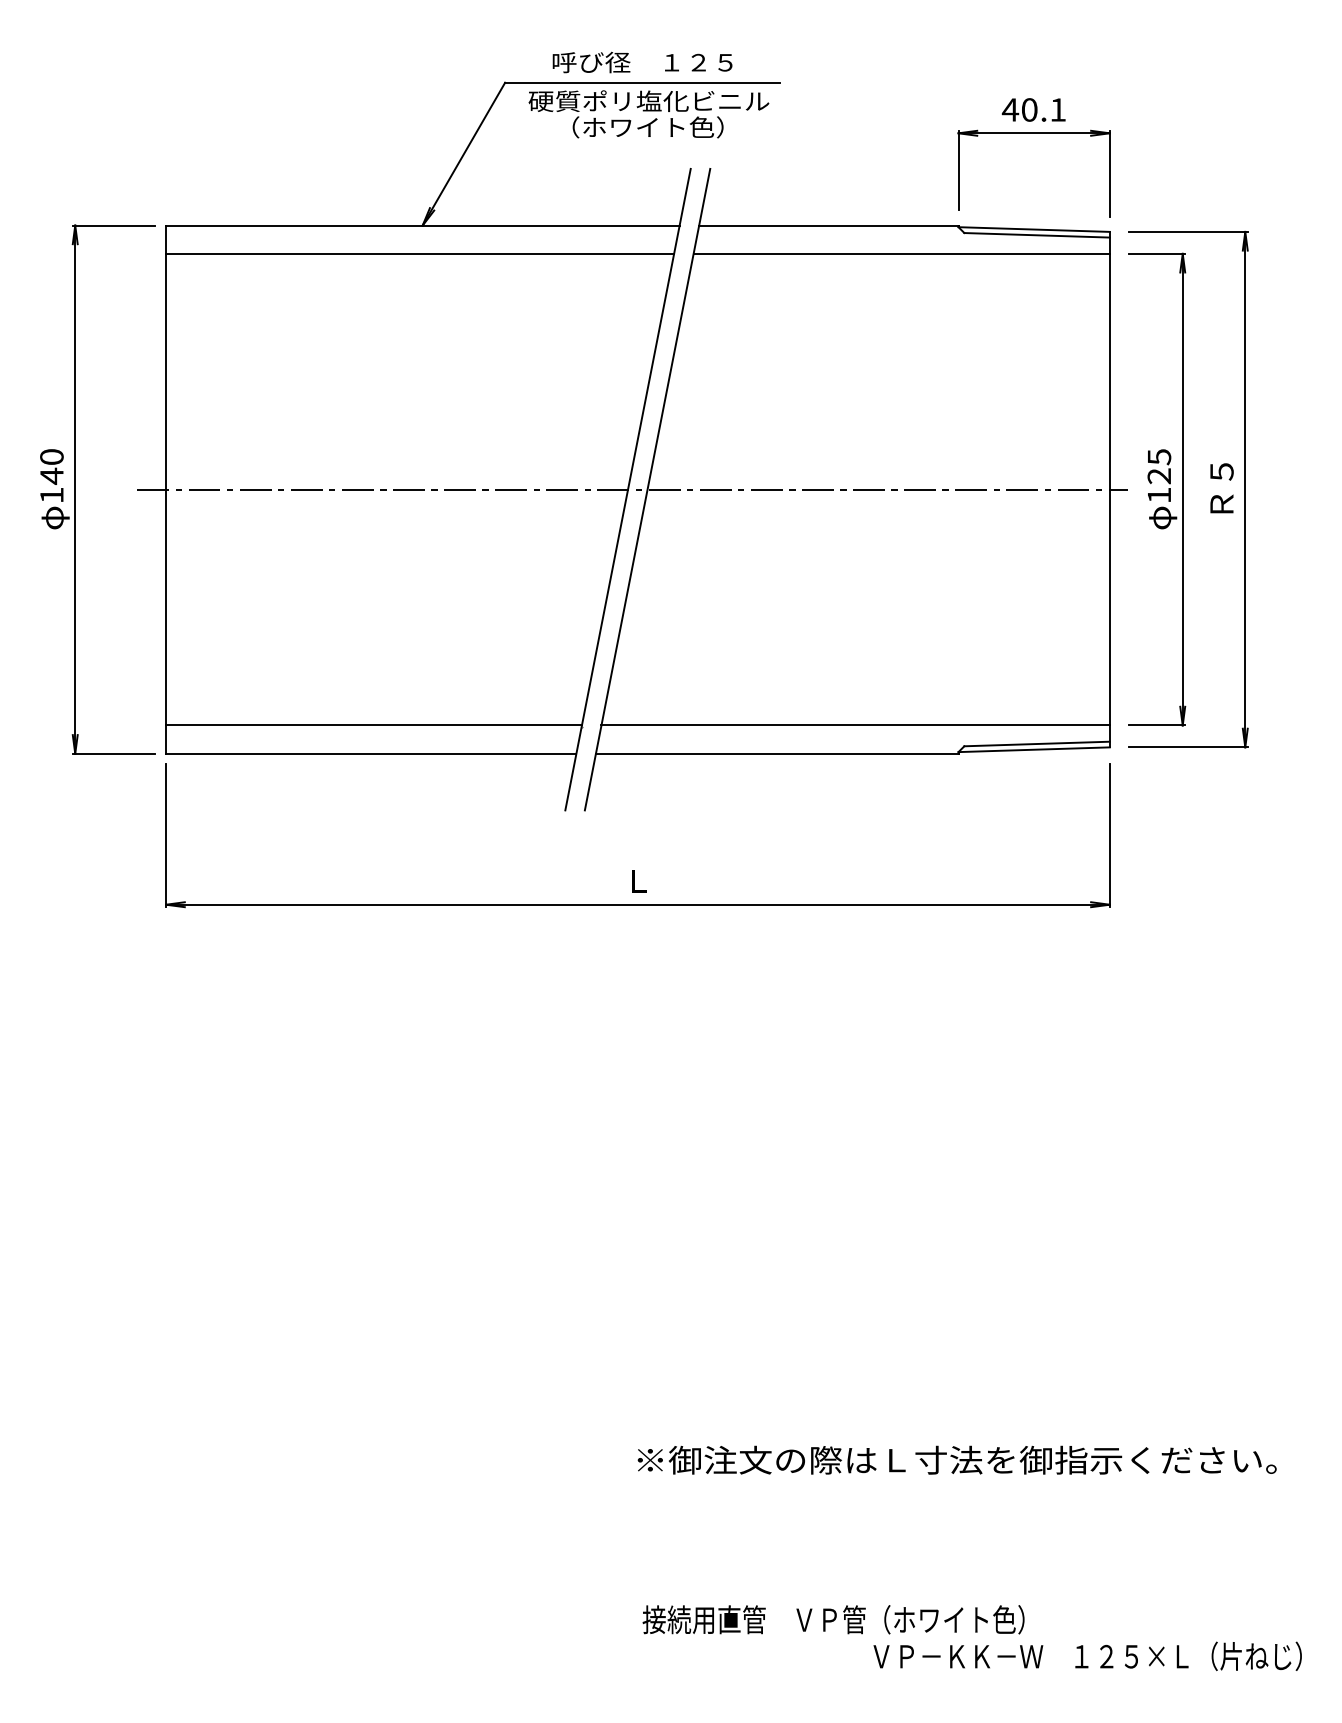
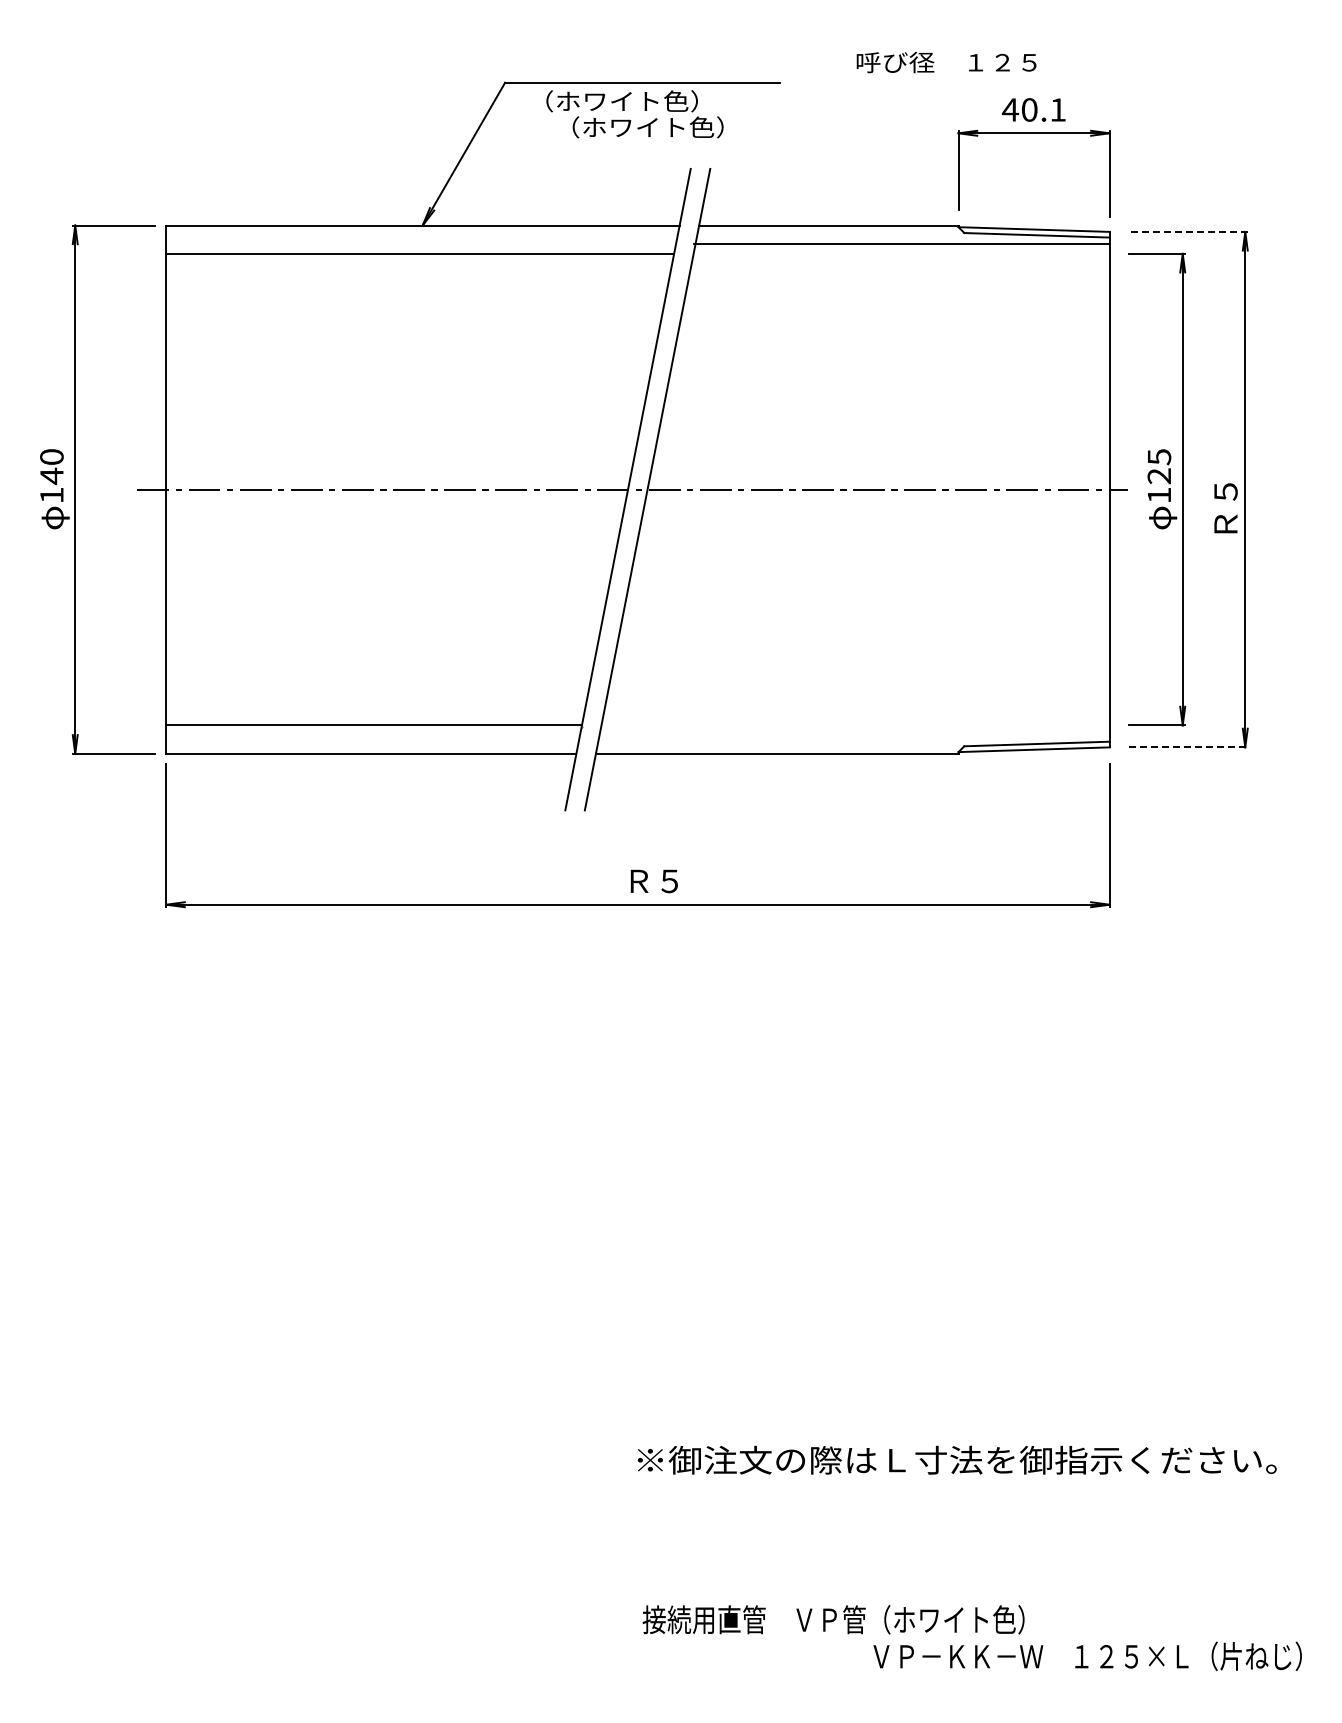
text position: (642, 62) -> (946, 62) (946, 62)
text: 硬質ポリ塩化ビニル -> （ホワイト色） (648, 101)
line: solid -> dashed (1187, 231)
line position: (901, 253) -> (901, 243) (901, 243)
text position: (1221, 488) -> (1225, 508) (1225, 508)
line: present -> none (855, 725)
line: solid -> dashed (1188, 747)
text: Ｌ -> Ｒ５ (653, 881)
